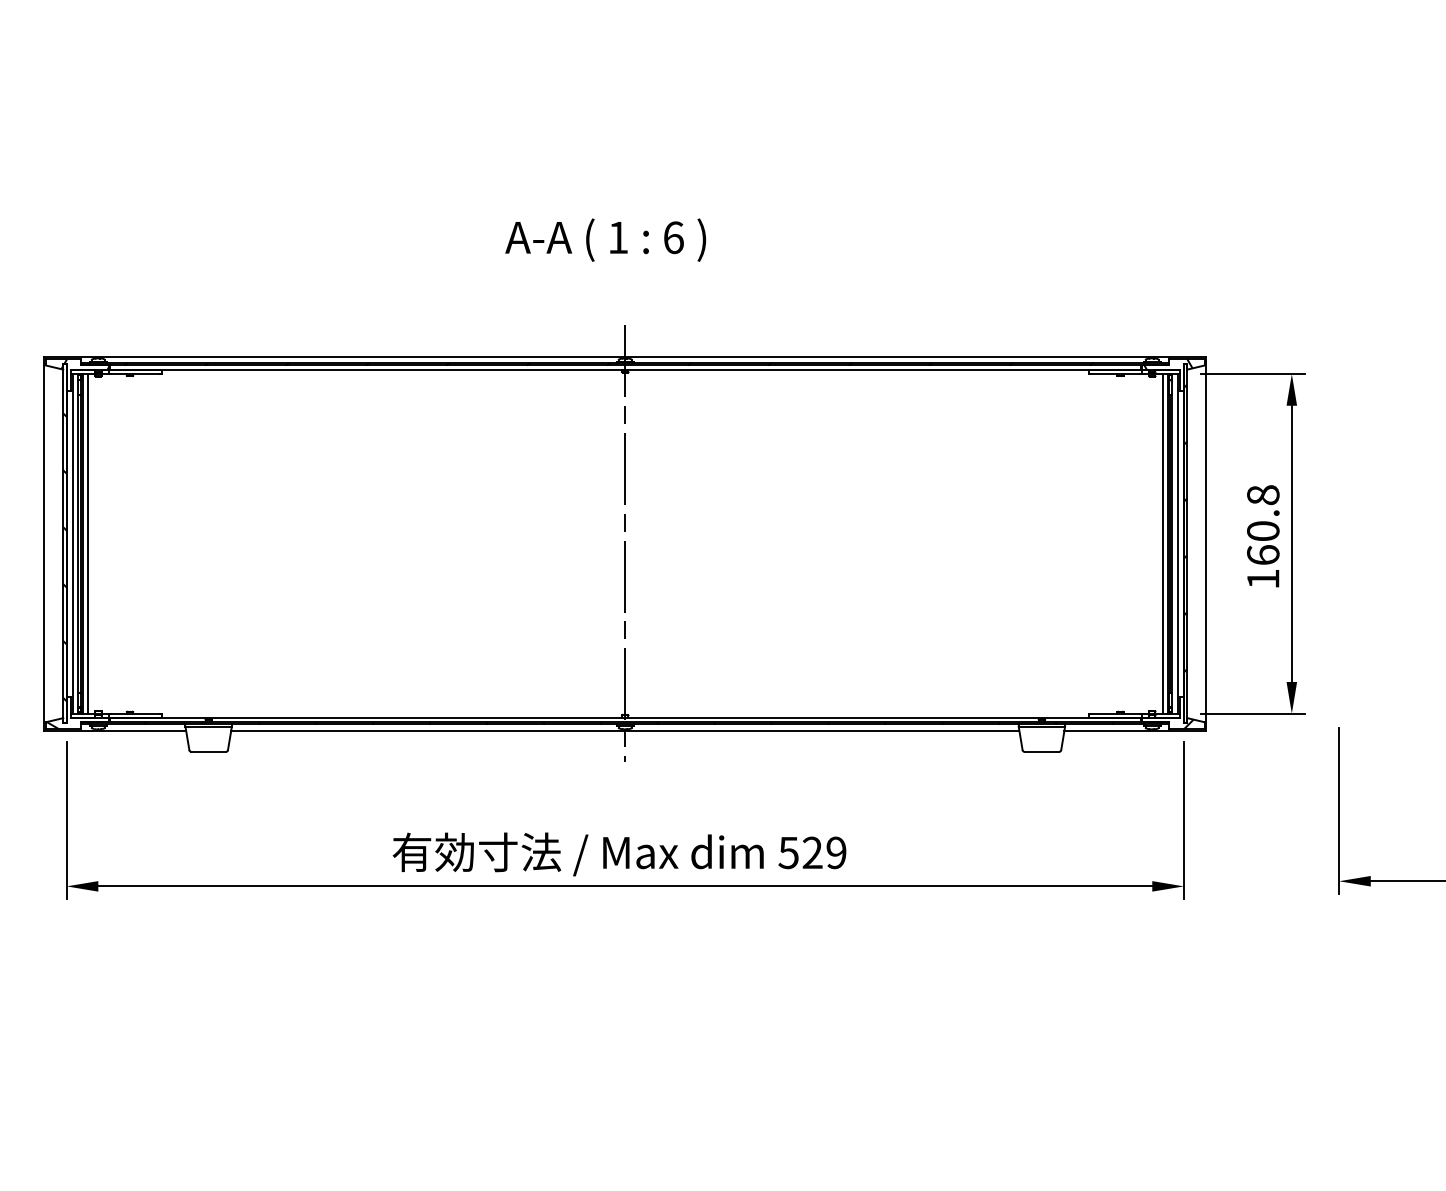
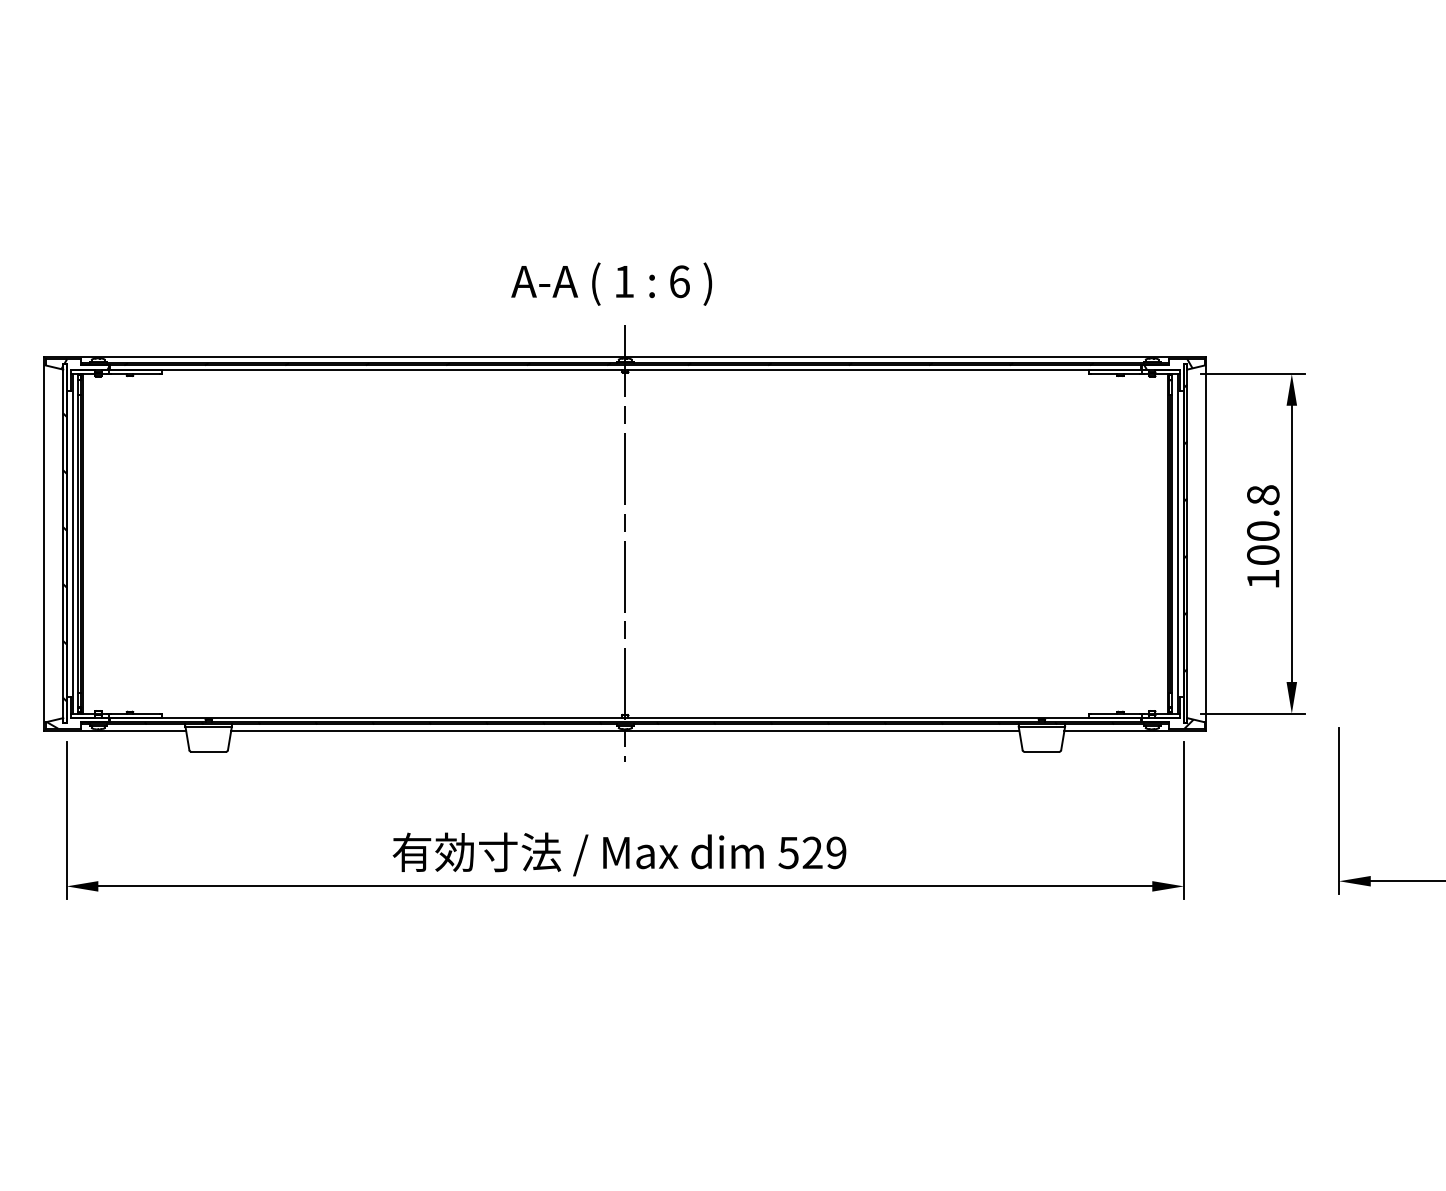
text position: (605, 239) -> (611, 283) (611, 283)
line: present -> none (87, 543)
line: present -> none (1162, 543)
text: 160.8 -> 100.8 (1263, 554)
